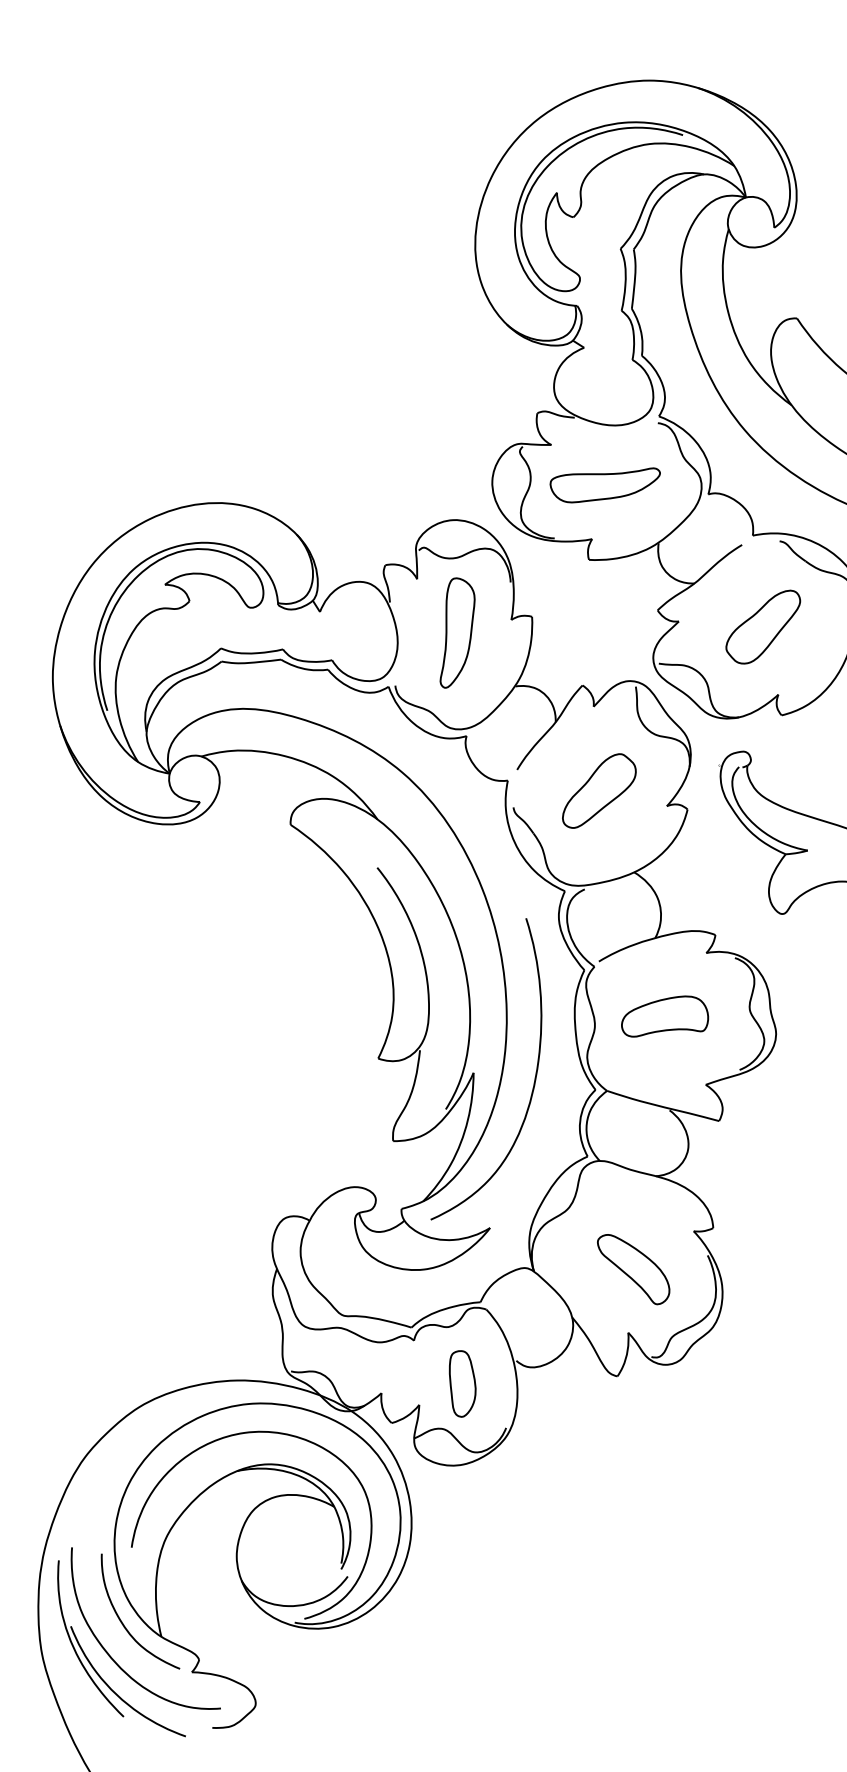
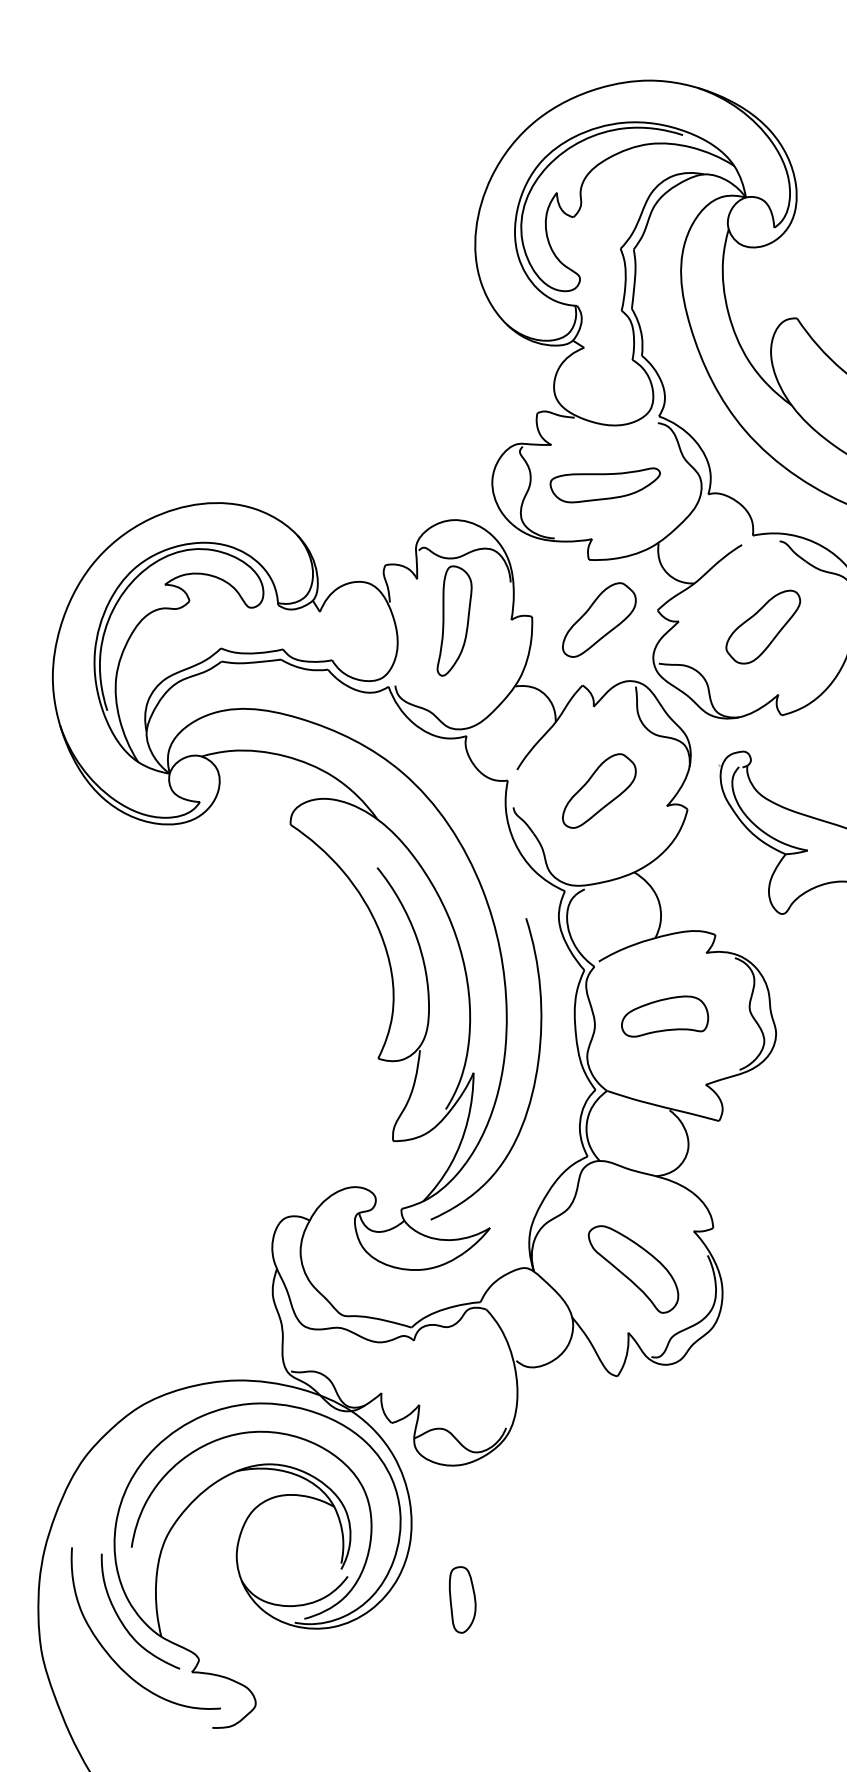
part: none -> present (599, 619)
part position: (457, 632) -> (454, 620) (454, 620)
part size: 74x72 px -> 93x89 px (633, 1269)
part position: (462, 1383) -> (462, 1599) (462, 1599)
part: present -> none (94, 1667)
